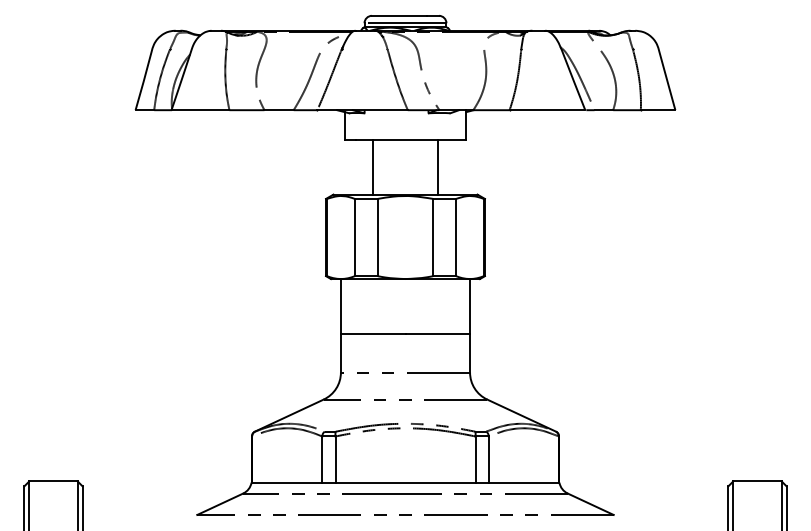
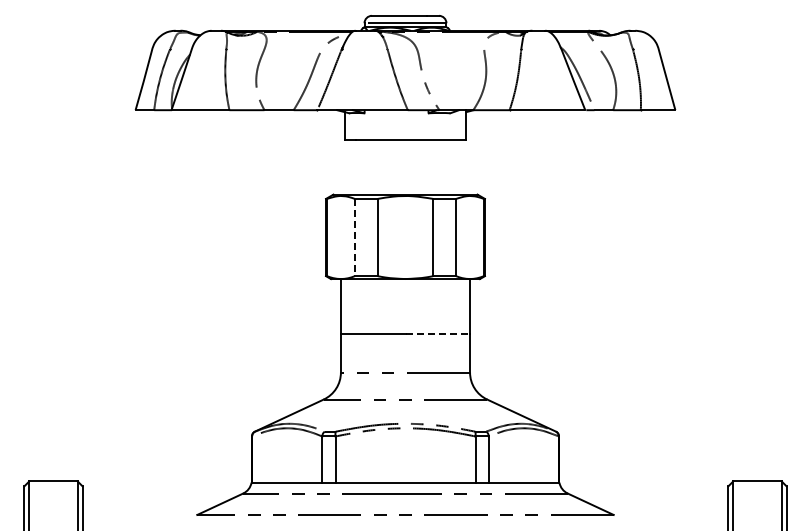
line: present -> none (373, 166)
line: present -> none (437, 166)
line: solid -> dashed (354, 237)
line: solid -> dashed (438, 333)
